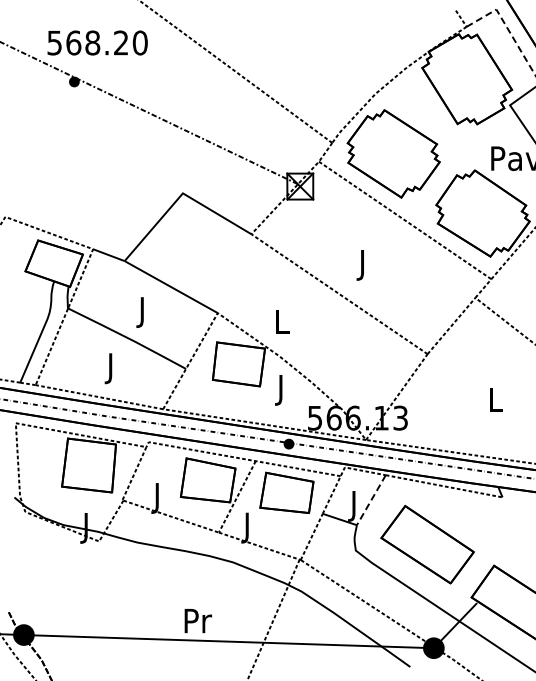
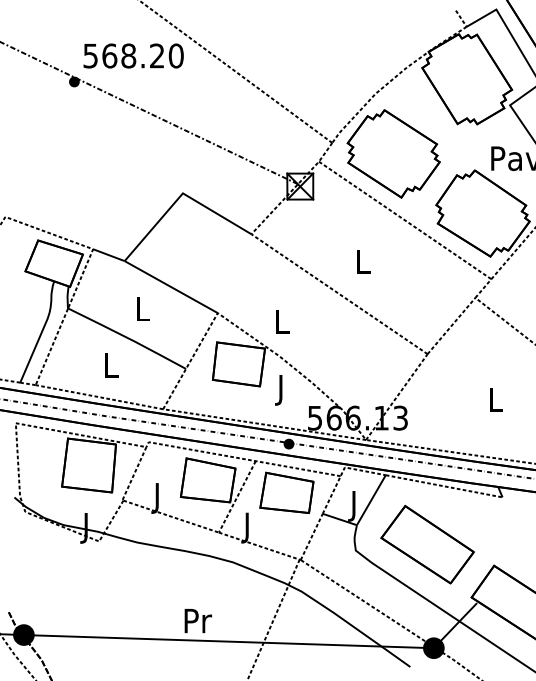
line: dashed -> solid (506, 27)
text position: (97, 42) -> (133, 55) (133, 55)
text: J -> L (363, 265)
text: J -> L (142, 312)
text: J -> L (111, 368)
line: dashed -> solid (371, 500)
